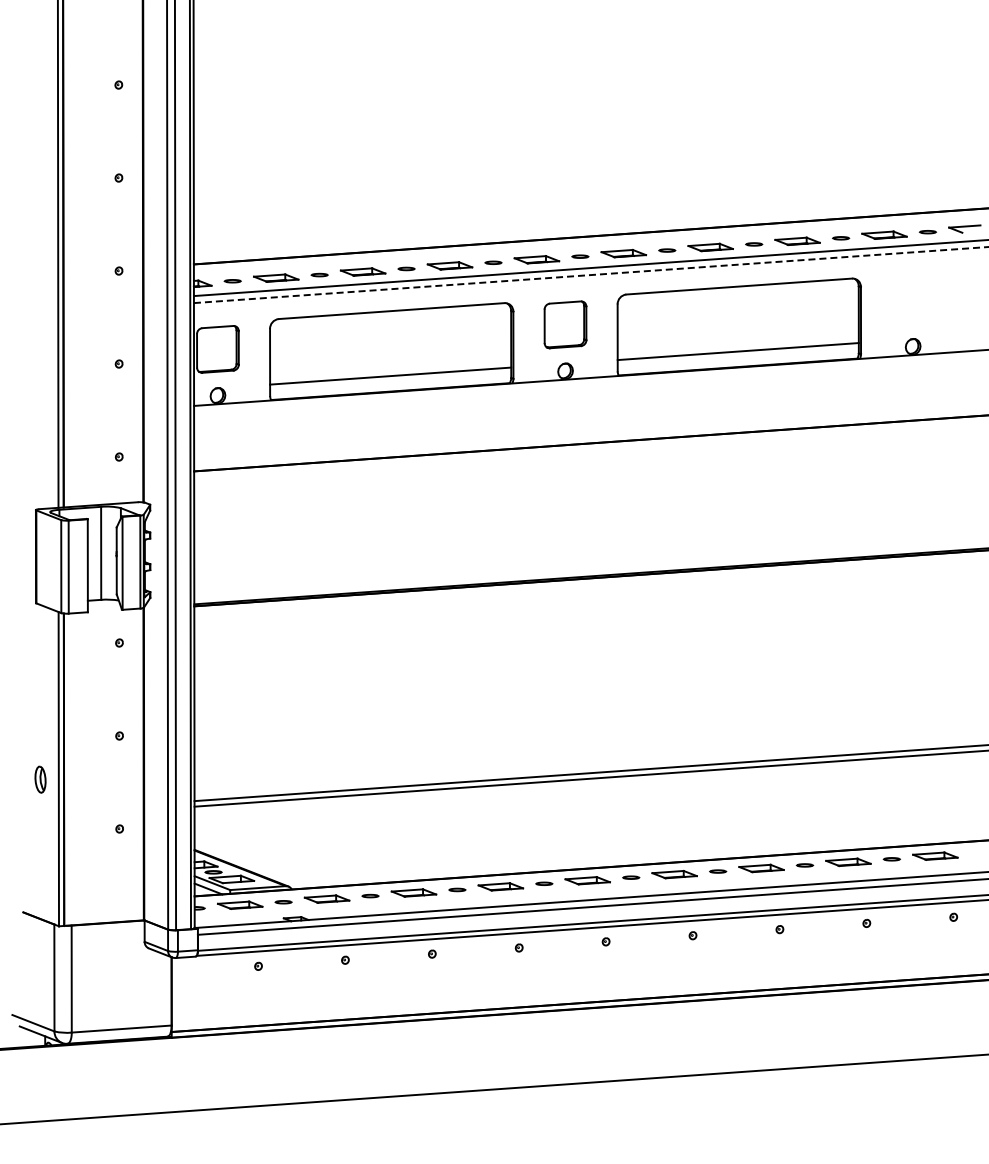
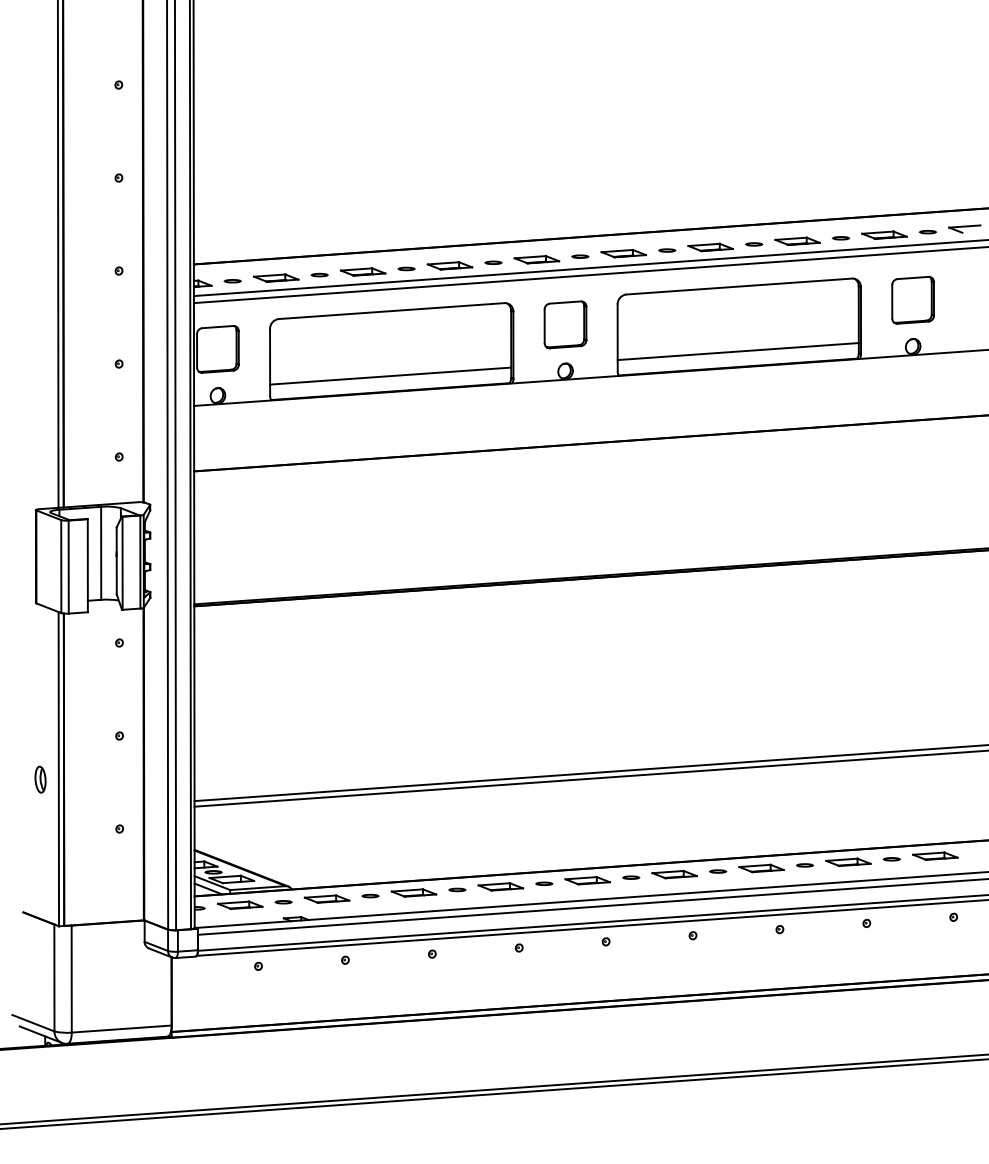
line: dashed -> solid (591, 275)
part: none -> present (912, 300)
line: none -> present (493, 1093)
